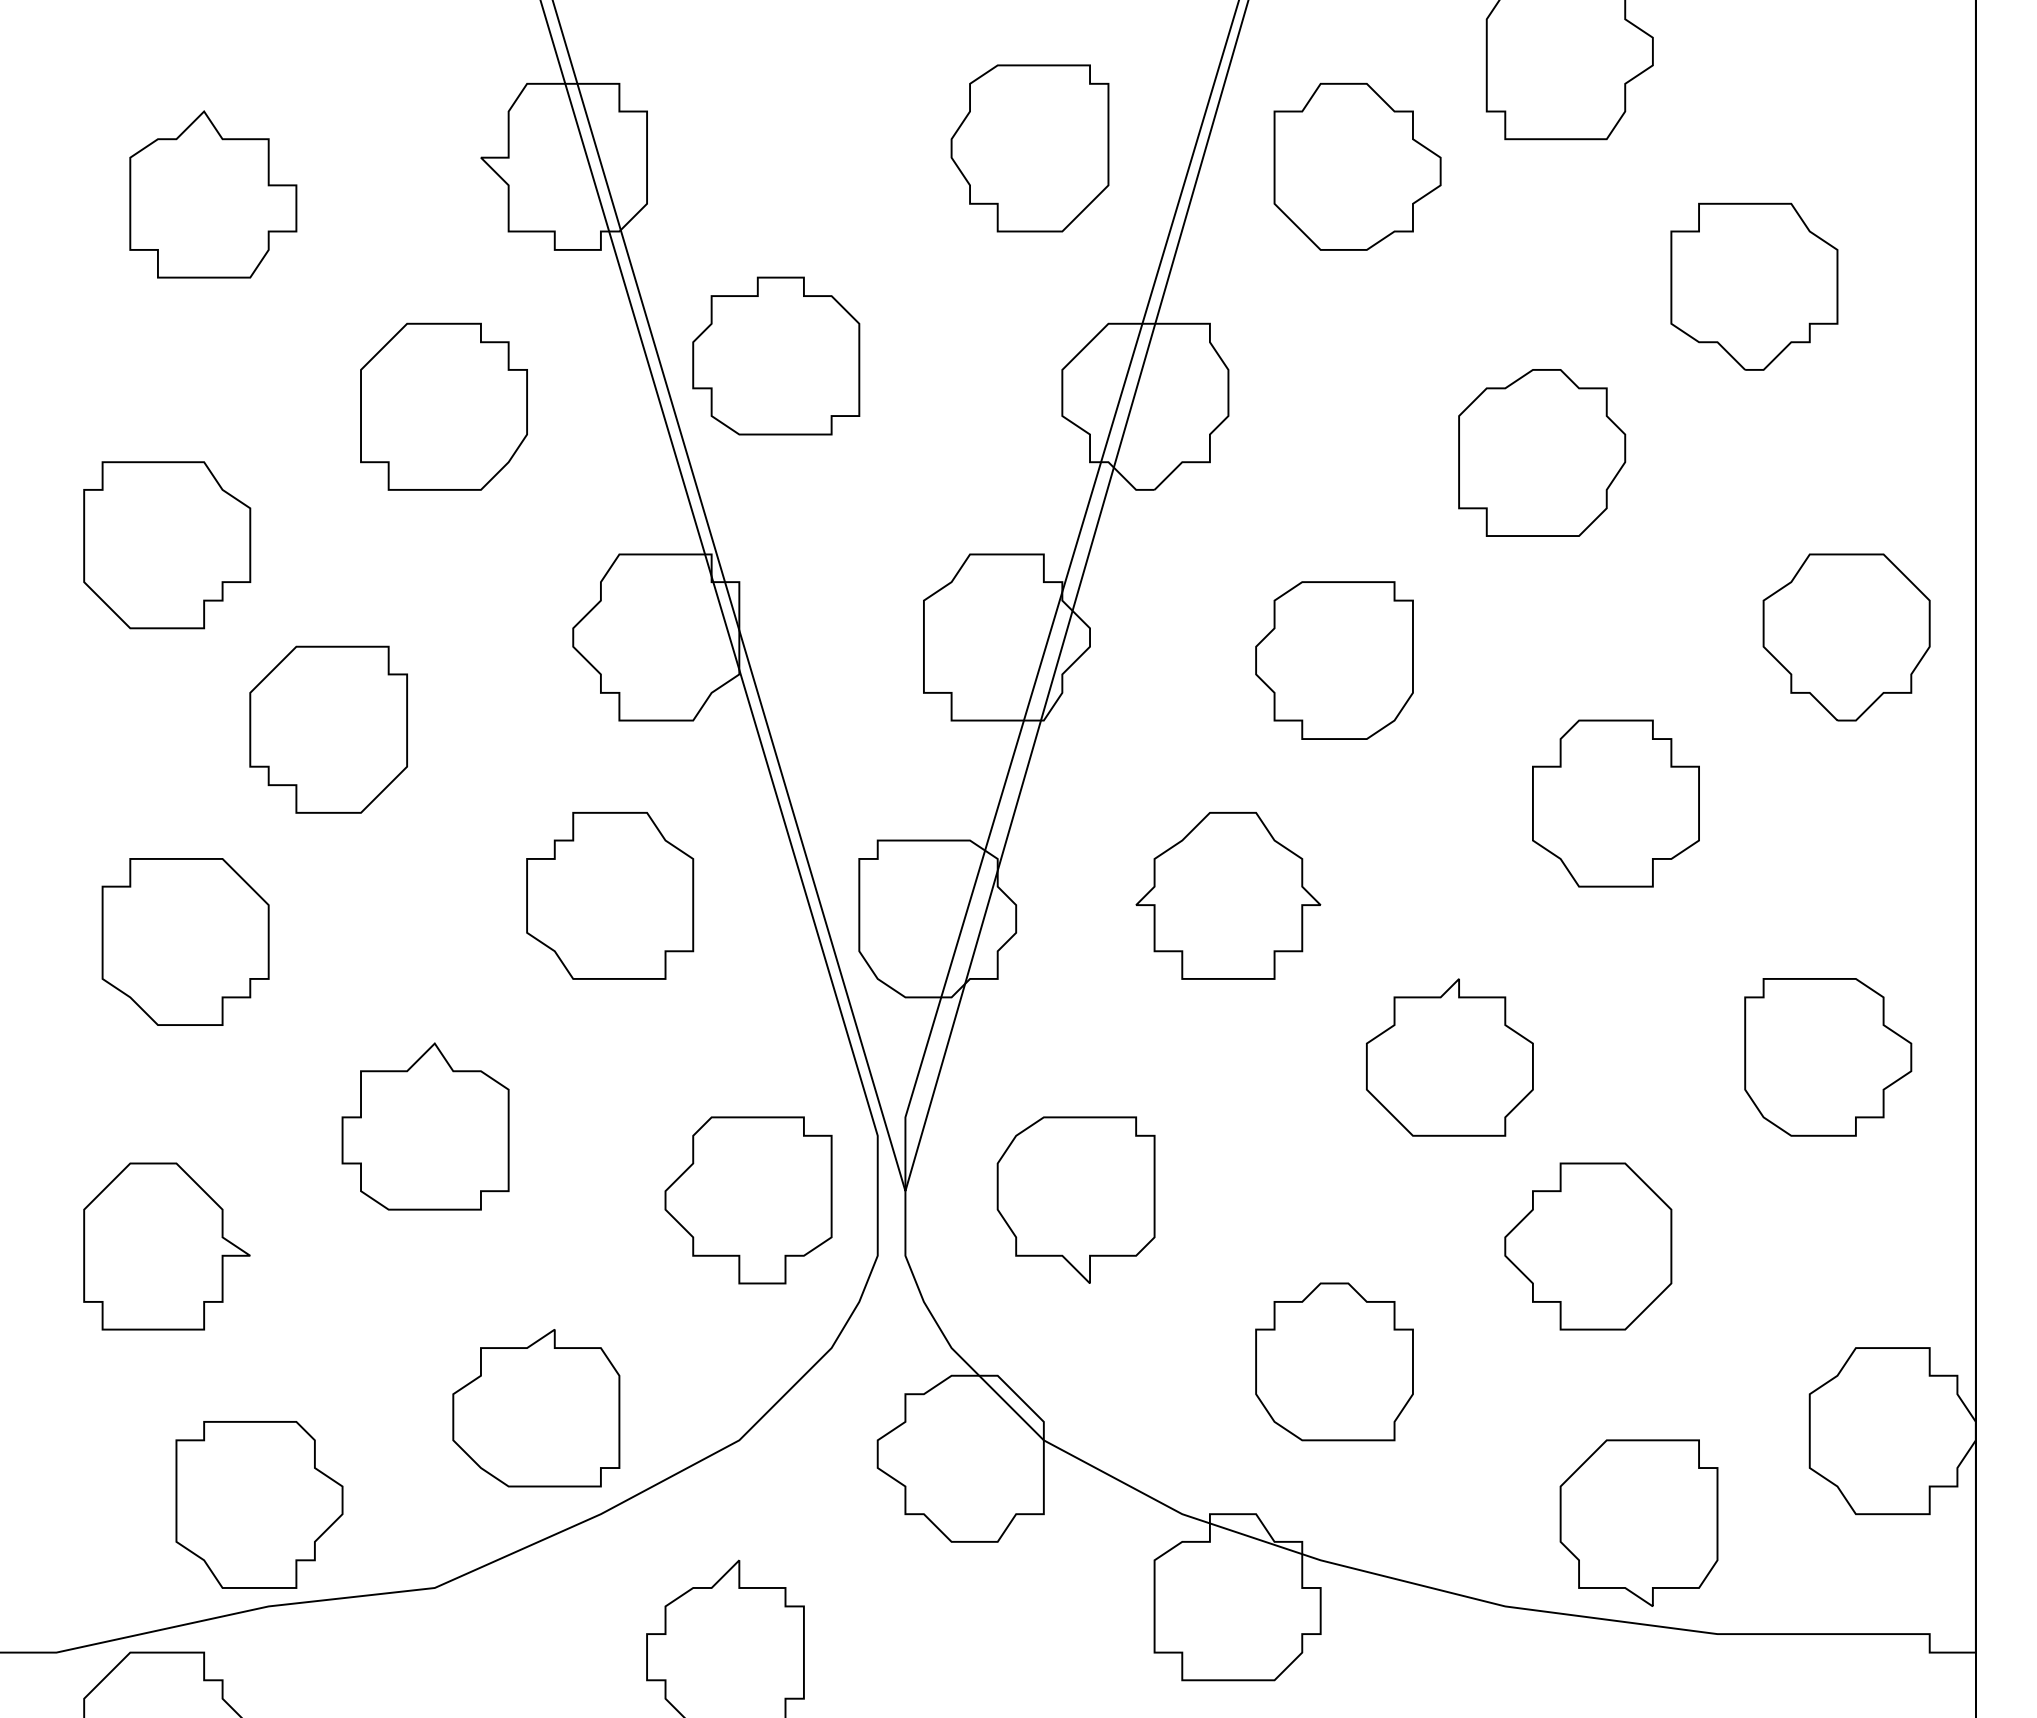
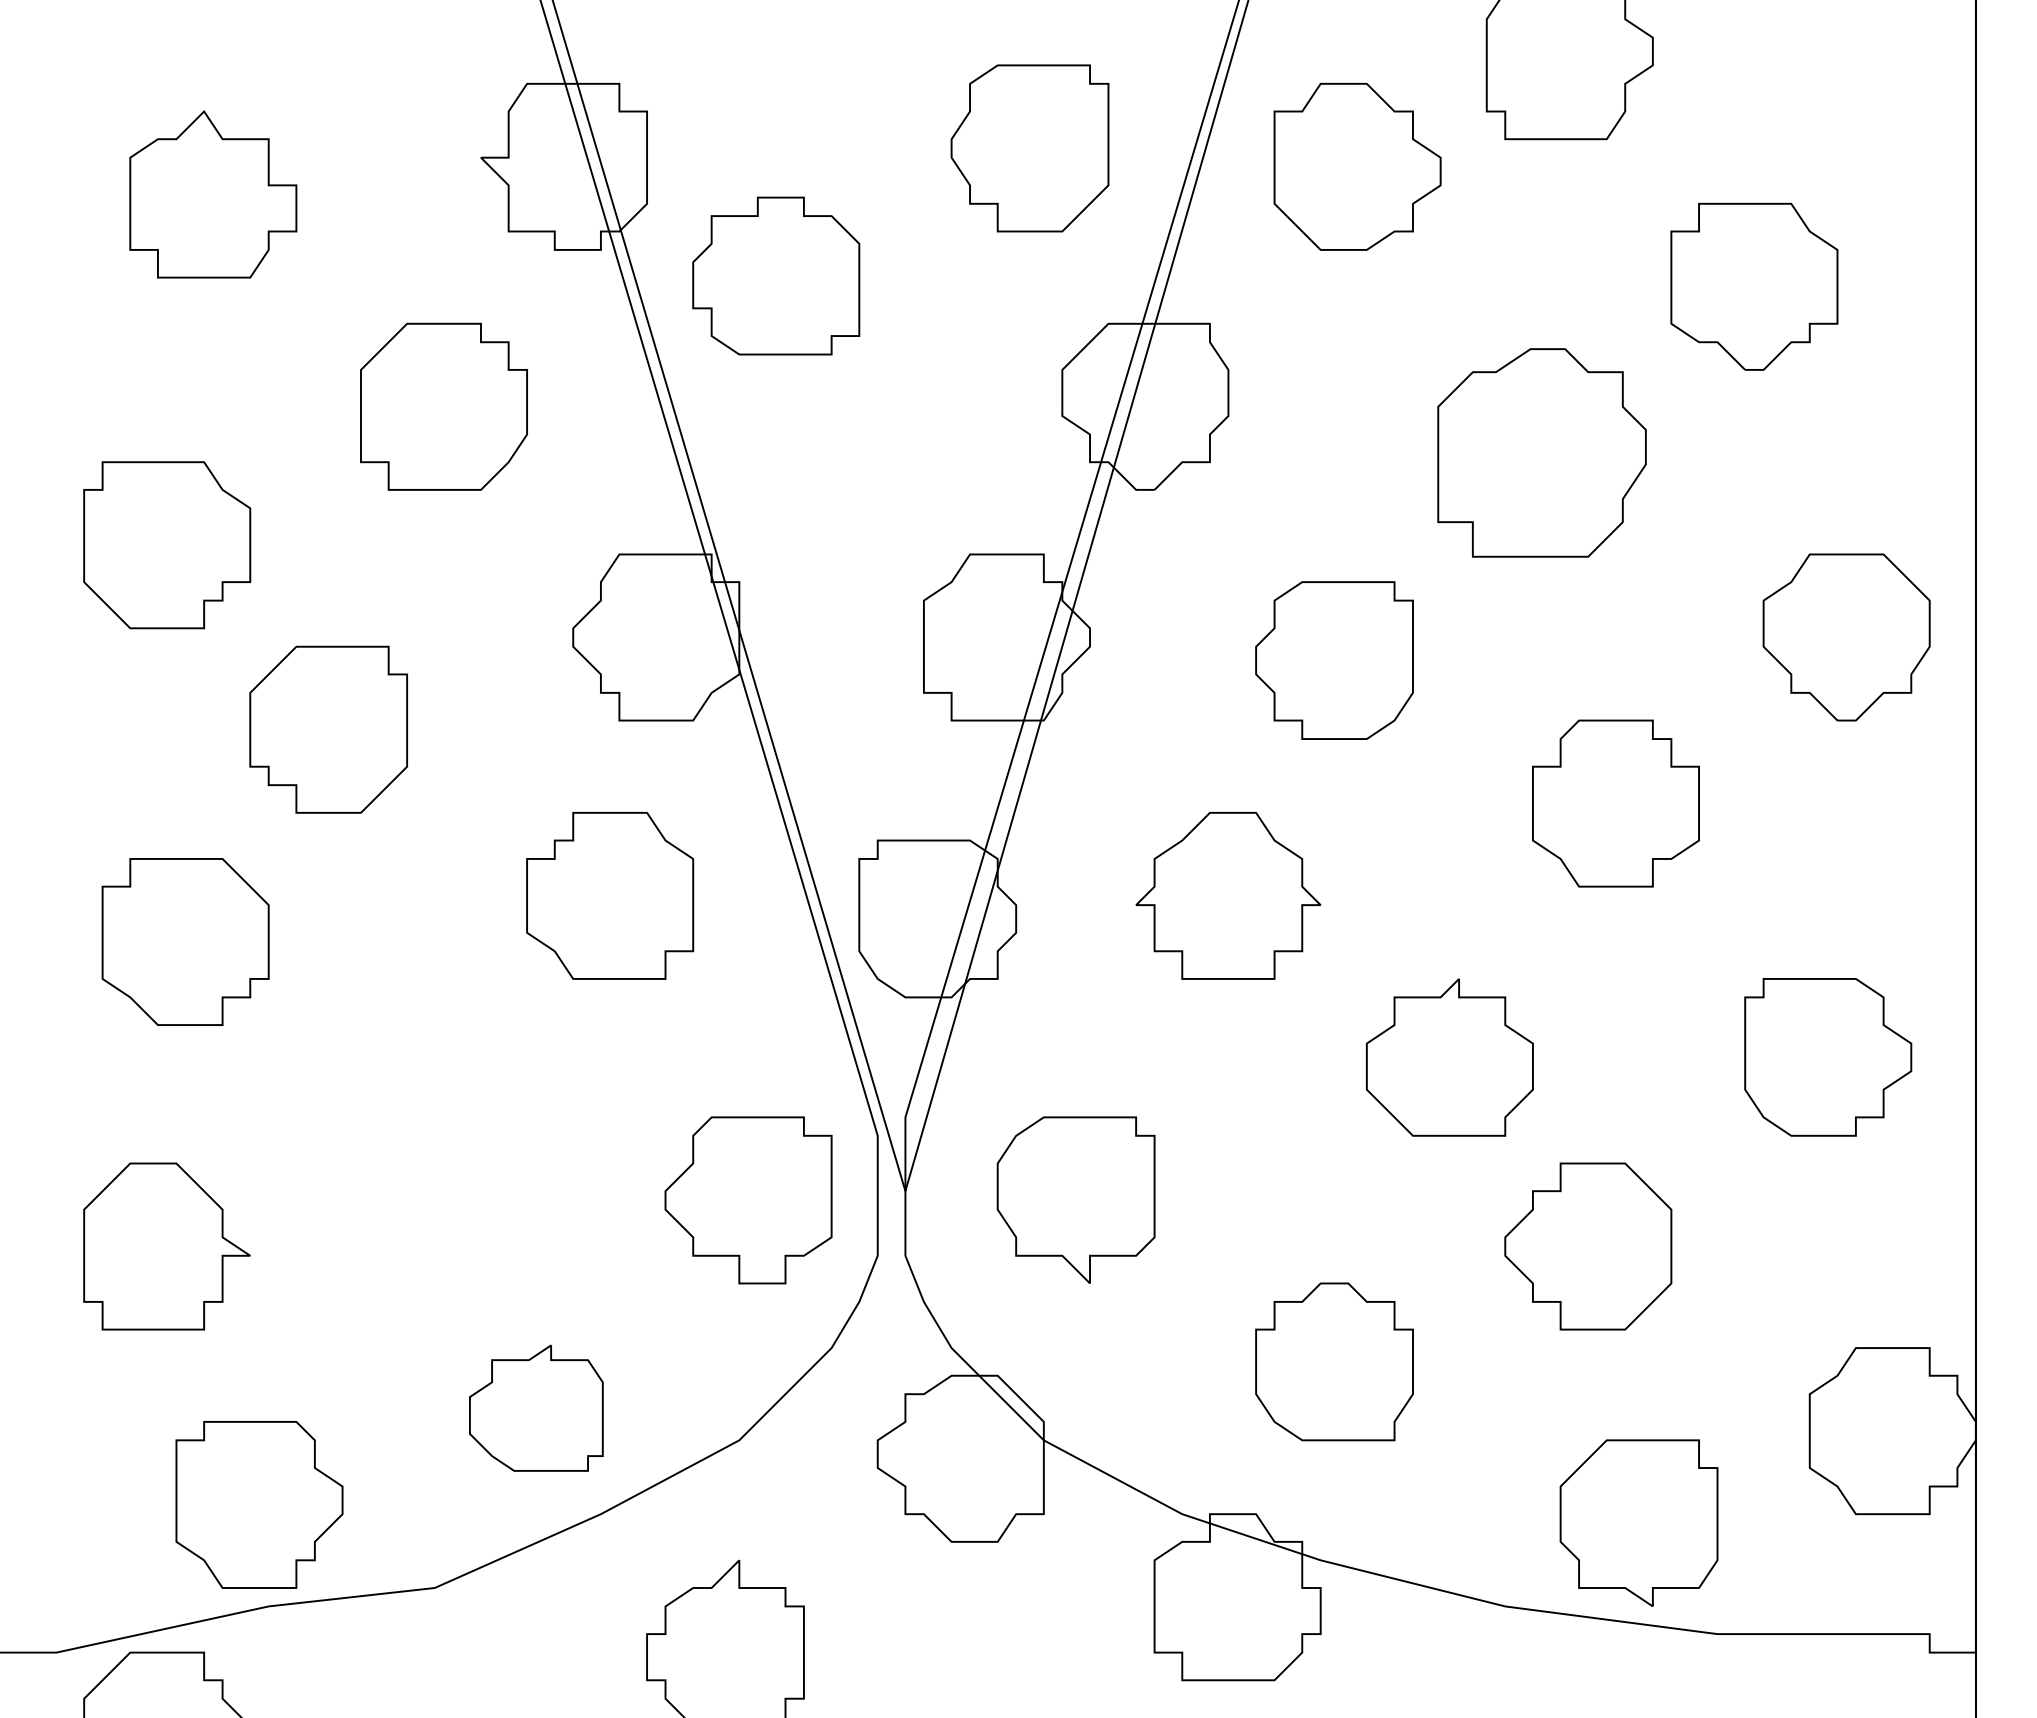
part position: (776, 355) -> (776, 275) (776, 275)
part size: 169x168 px -> 210x210 px (1541, 452)
part: present -> none (425, 1126)
part size: 169x159 px -> 135x128 px (536, 1407)
